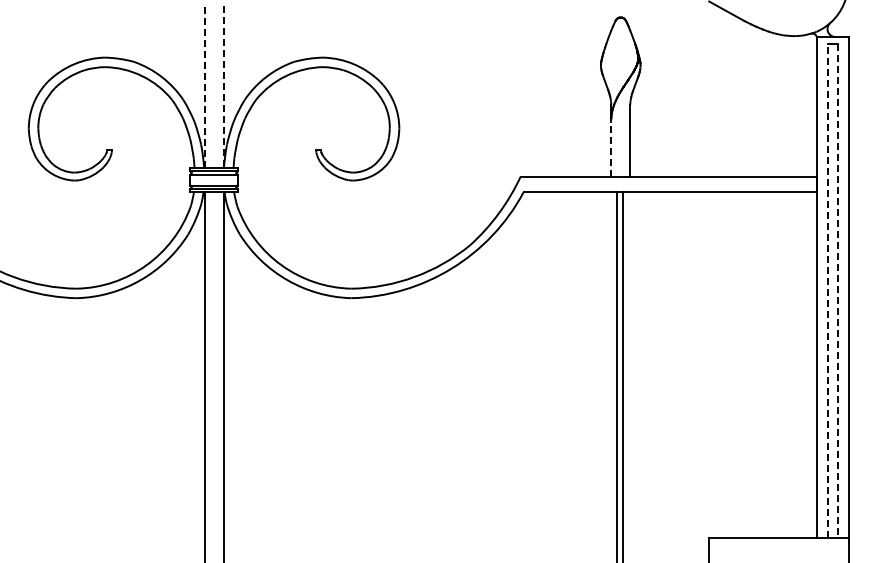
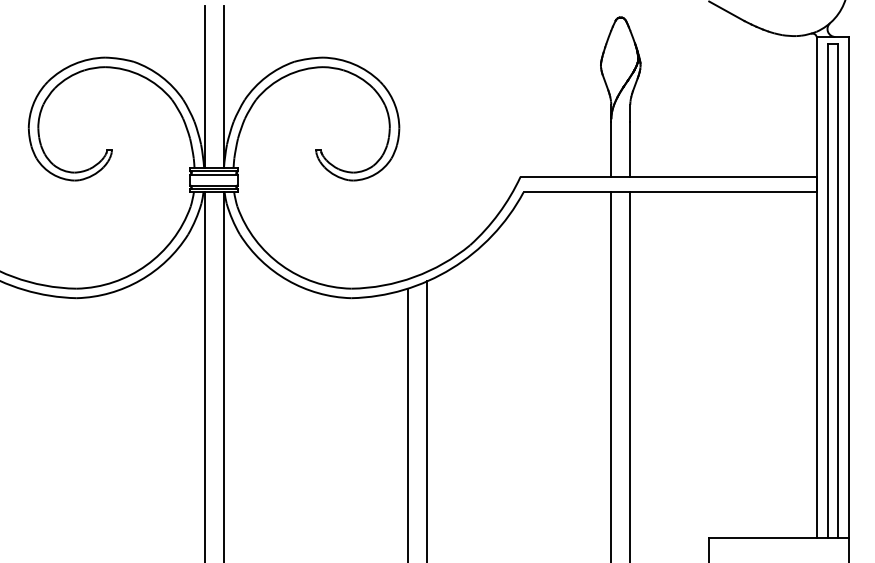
line: dashed -> solid (204, 86)
line: dashed -> solid (223, 87)
line: dashed -> solid (611, 148)
line: dashed -> solid (827, 290)
line: dashed -> solid (838, 291)
line position: (617, 375) -> (611, 375) (611, 375)
line position: (623, 375) -> (630, 375) (630, 375)
line: none -> present (427, 420)
line: none -> present (408, 423)
